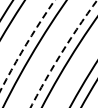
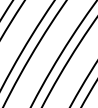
arc: dashed -> solid (25, 45)
arc: dashed -> solid (61, 53)
